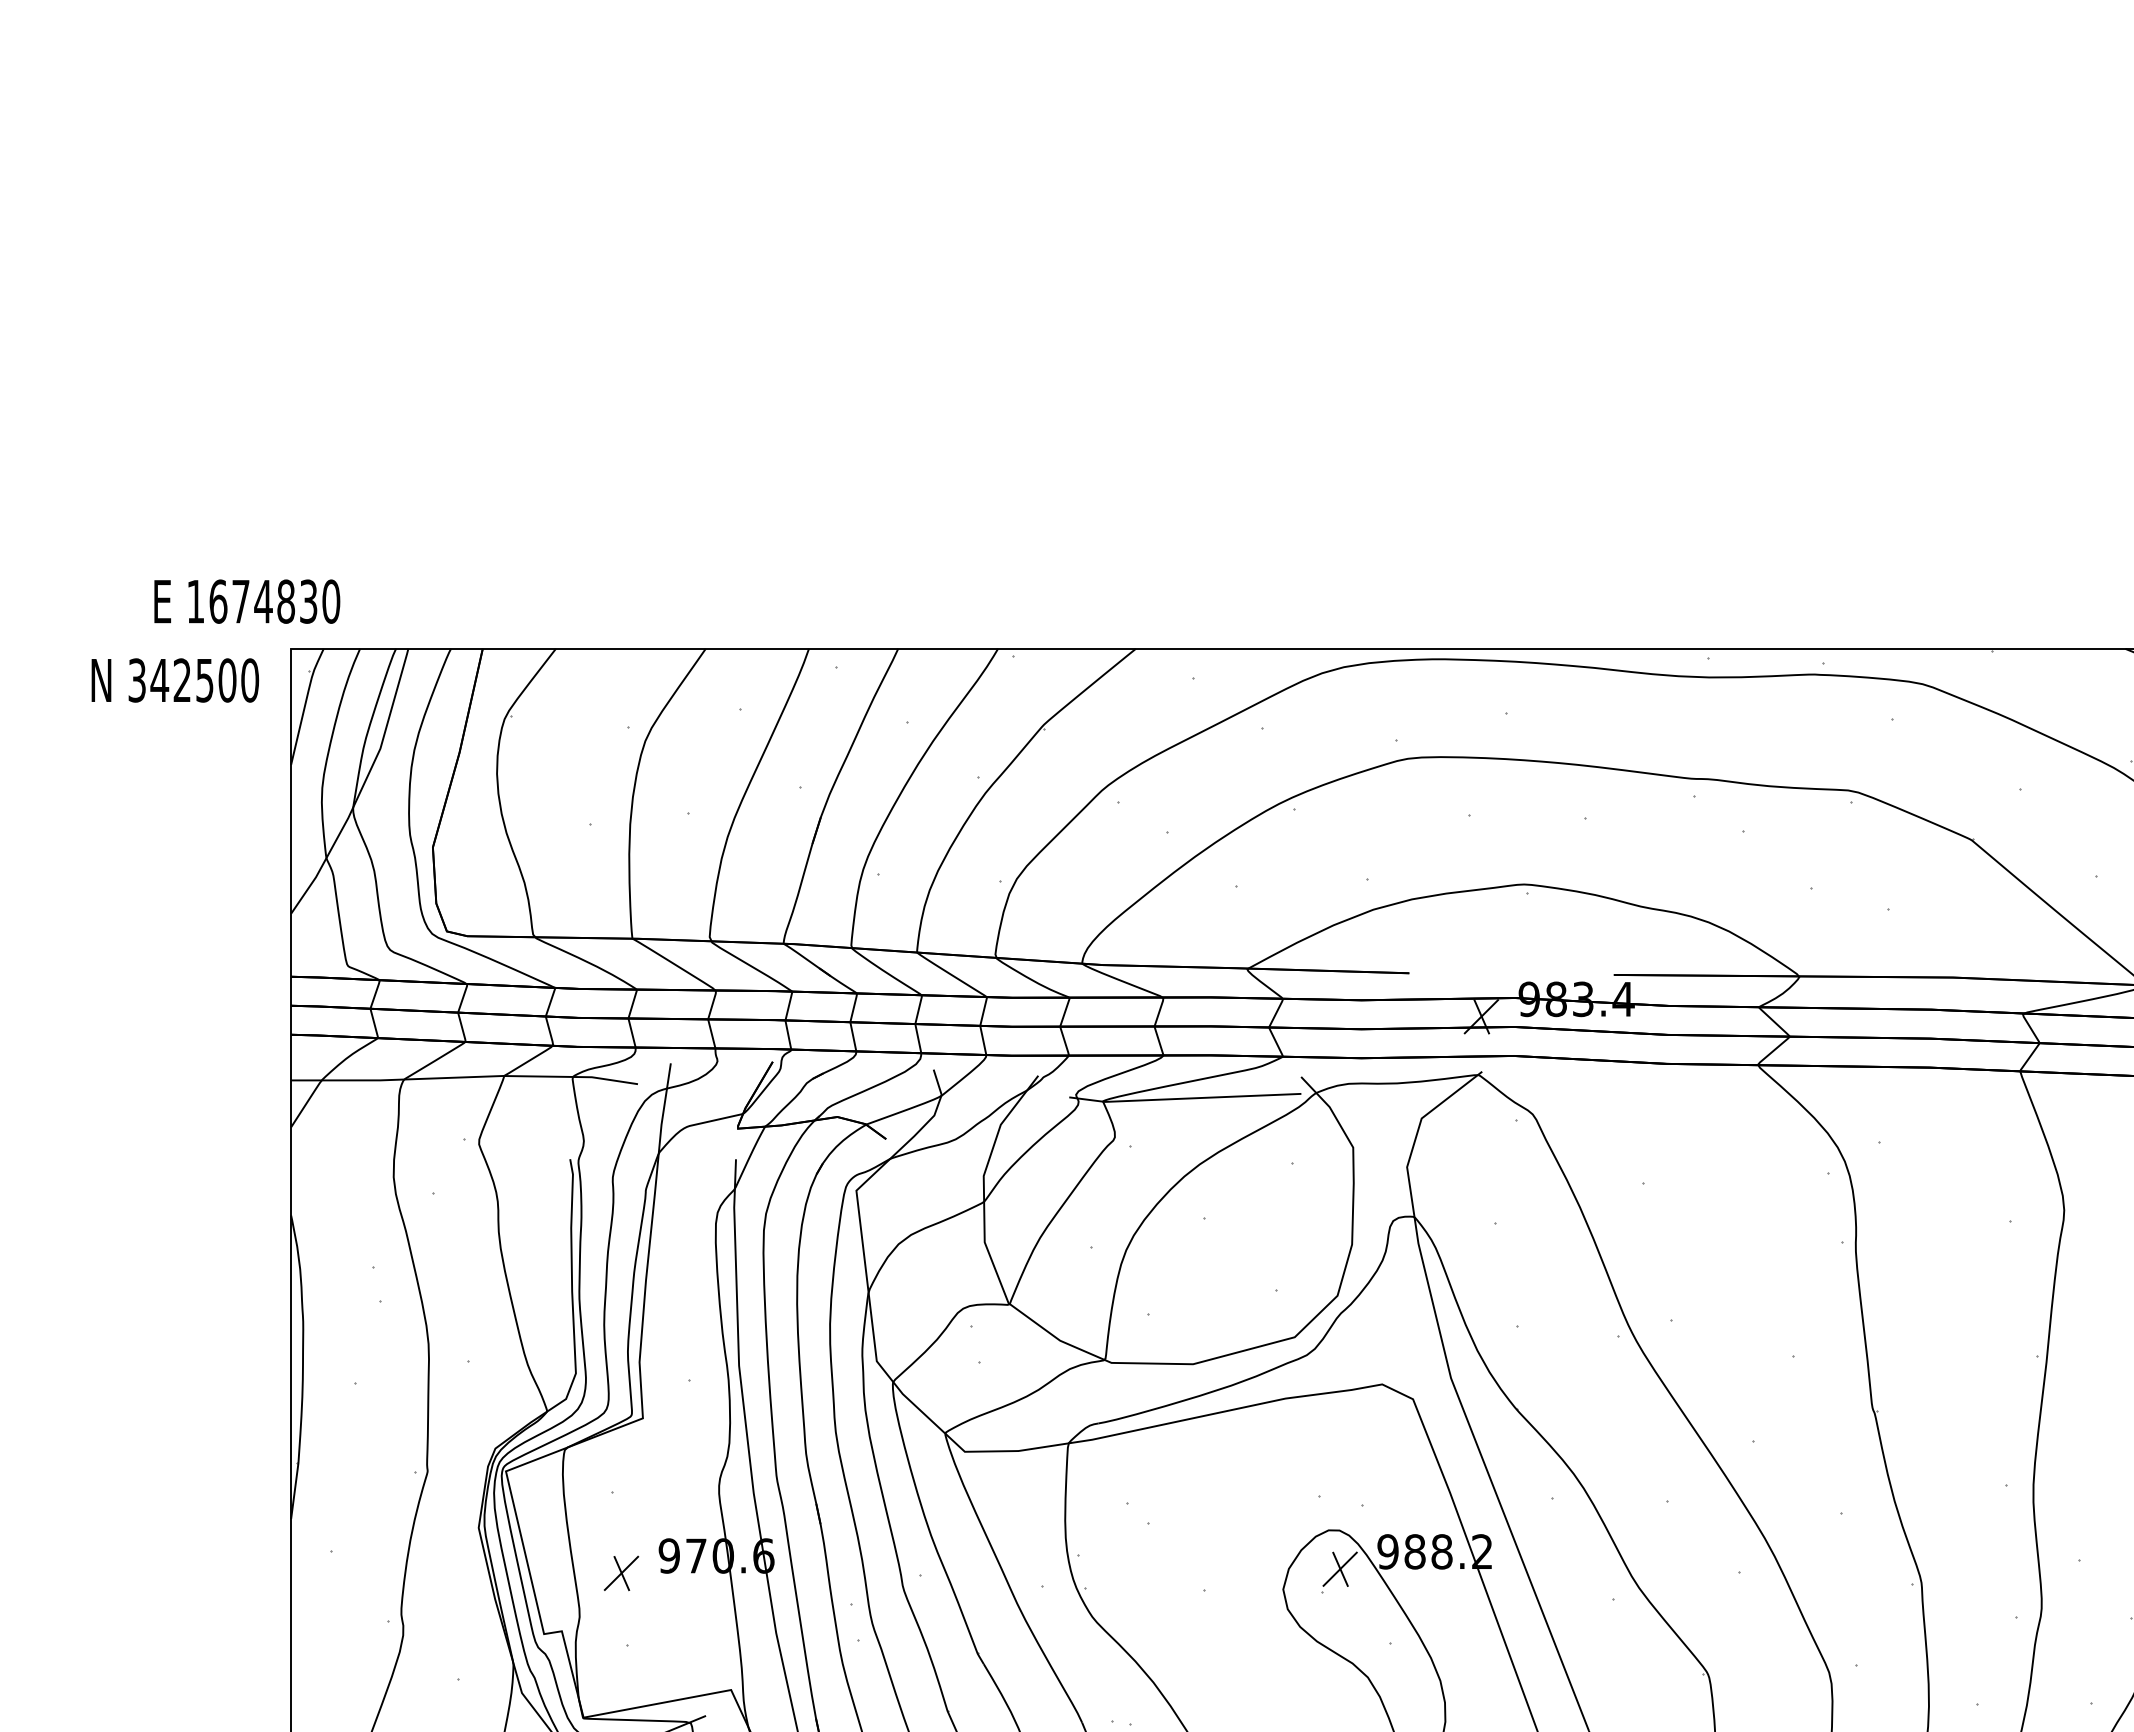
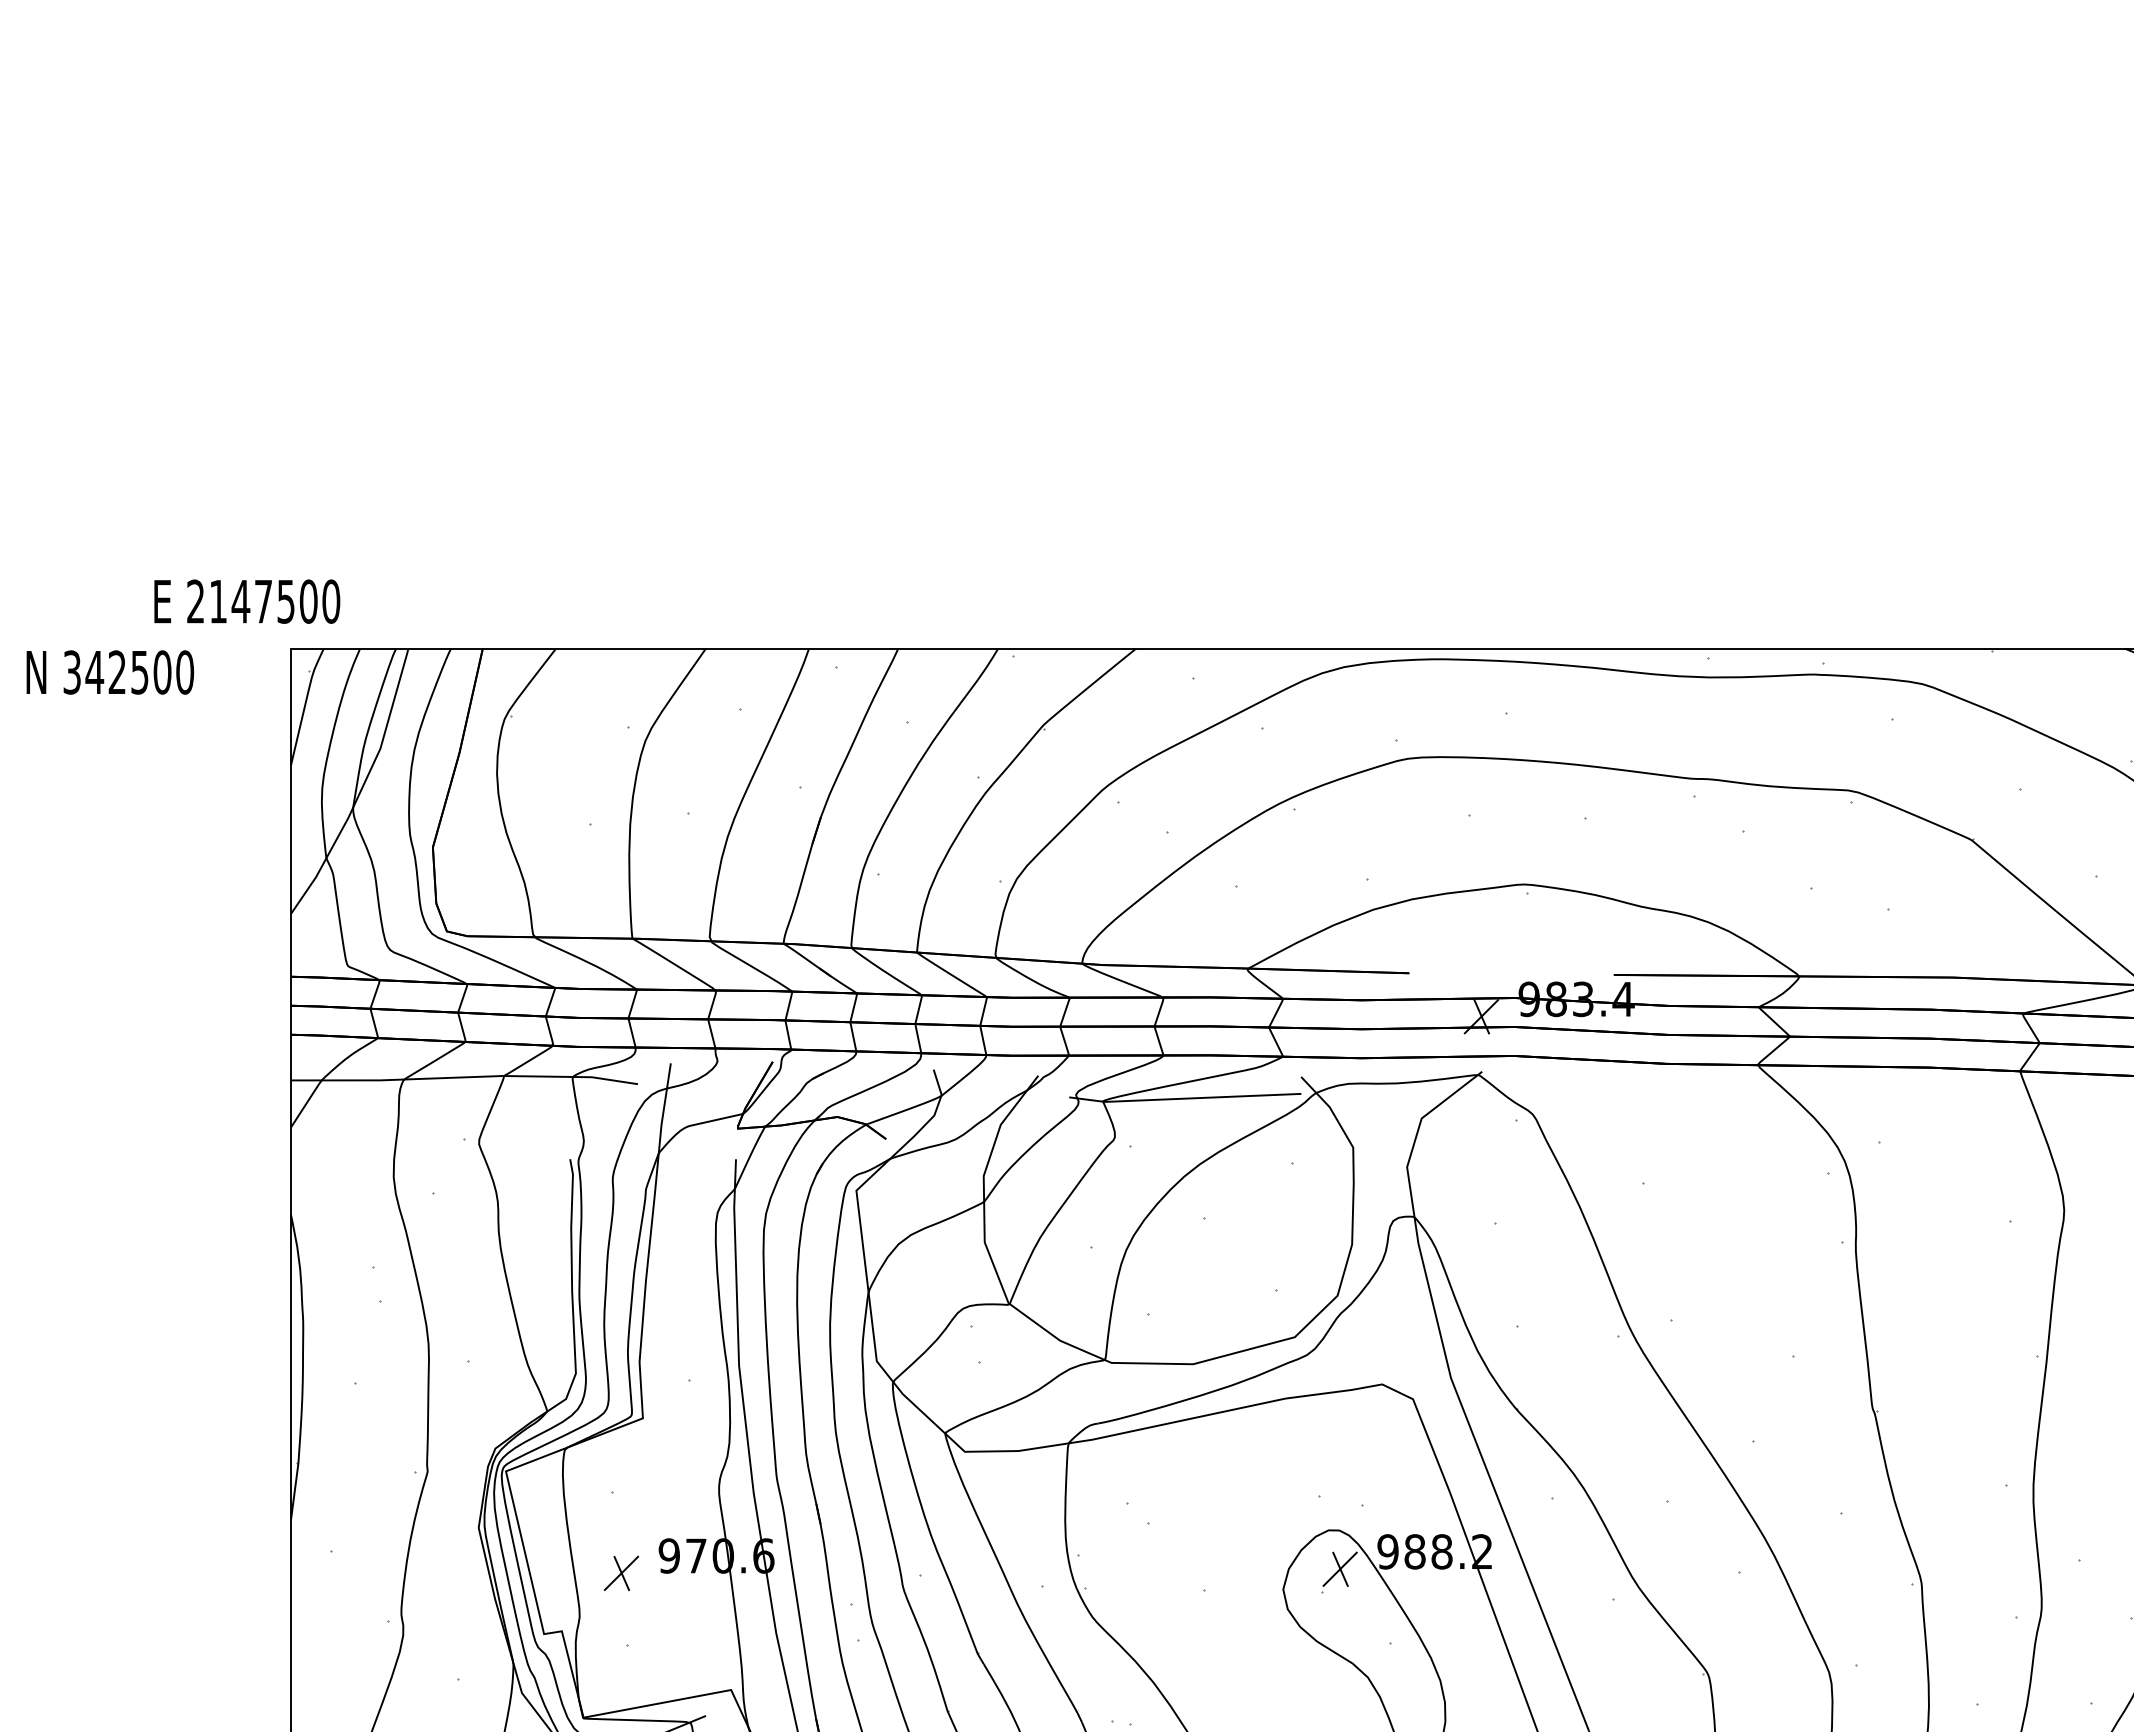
text: 1674830 -> 2147500 (252, 601)
text position: (175, 680) -> (110, 672) (110, 672)
